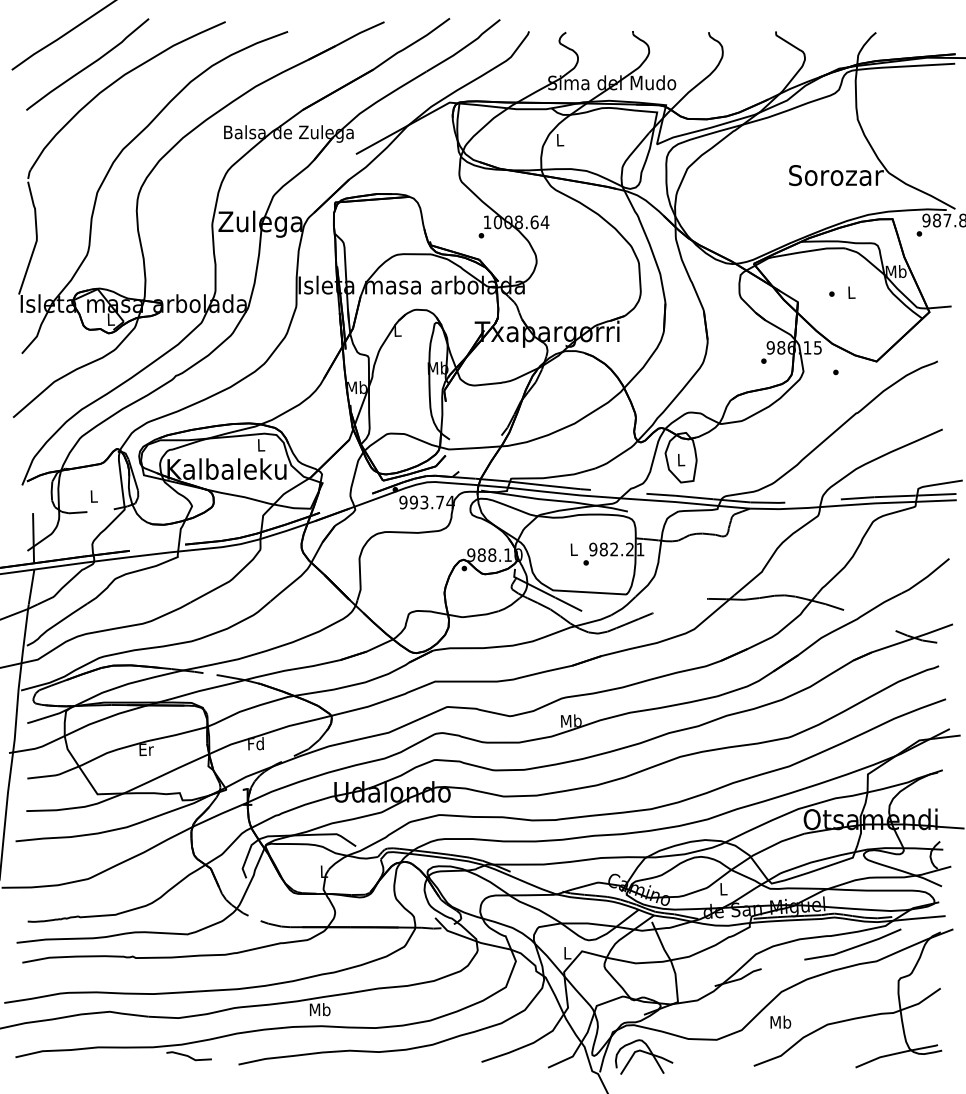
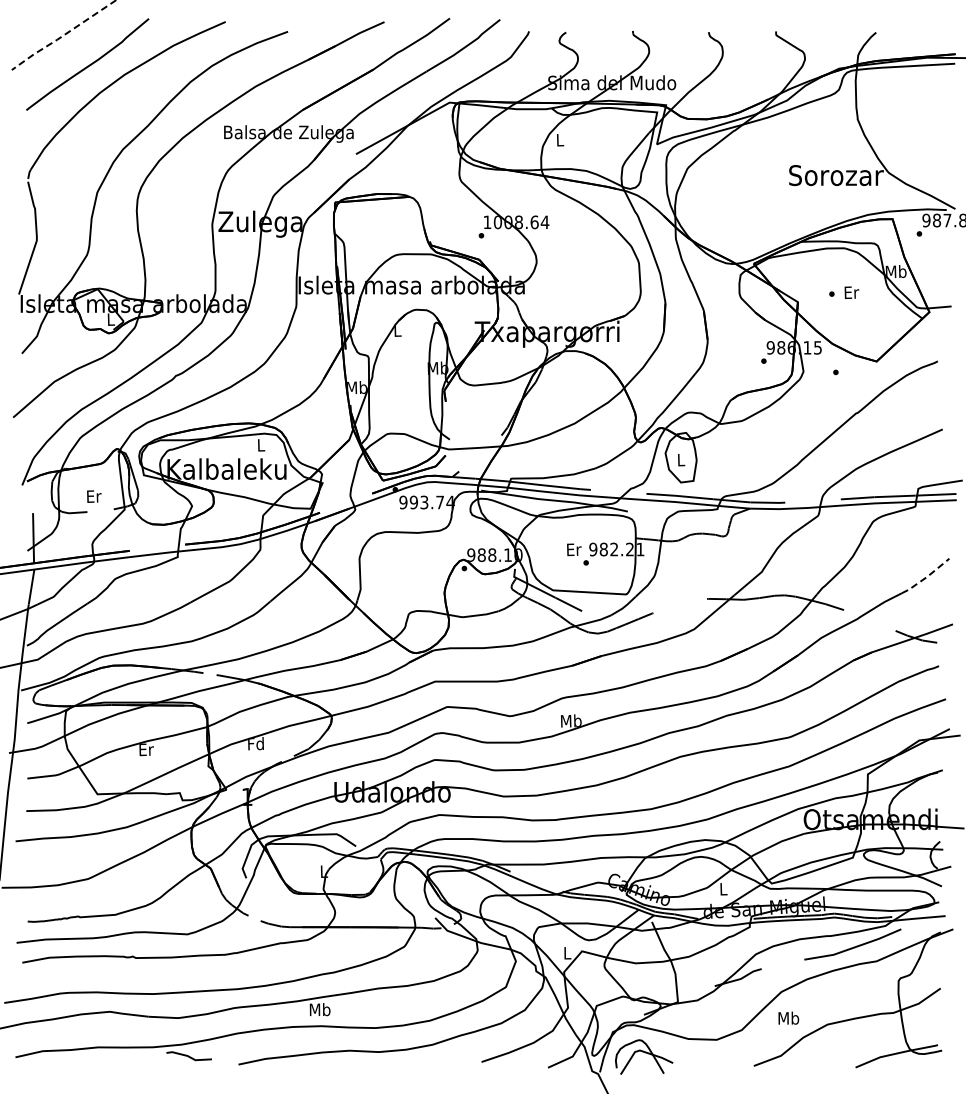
line: solid -> dashed (63, 35)
text: L -> Er (851, 292)
text: L -> Er (94, 496)
text: L -> Er (574, 549)
line: solid -> dashed (926, 577)
text position: (780, 1021) -> (788, 1017) (788, 1017)
